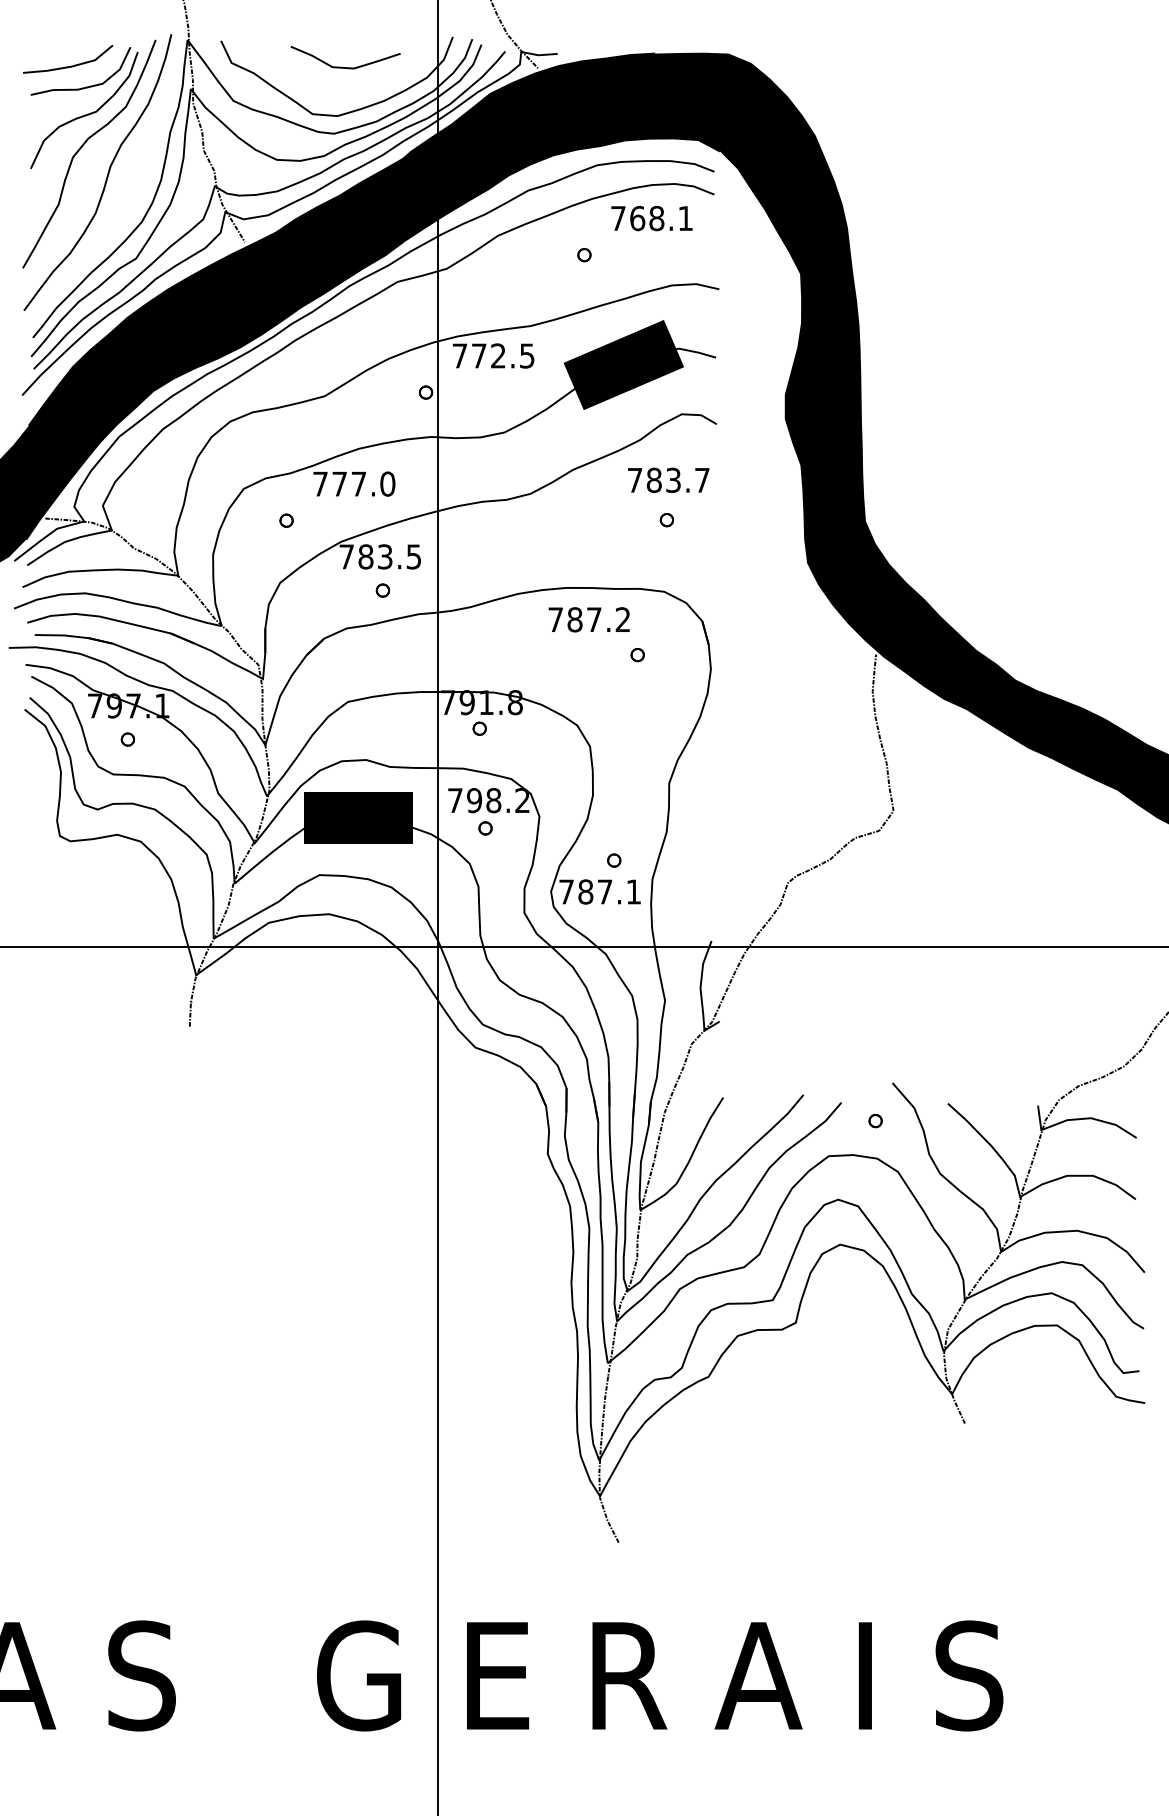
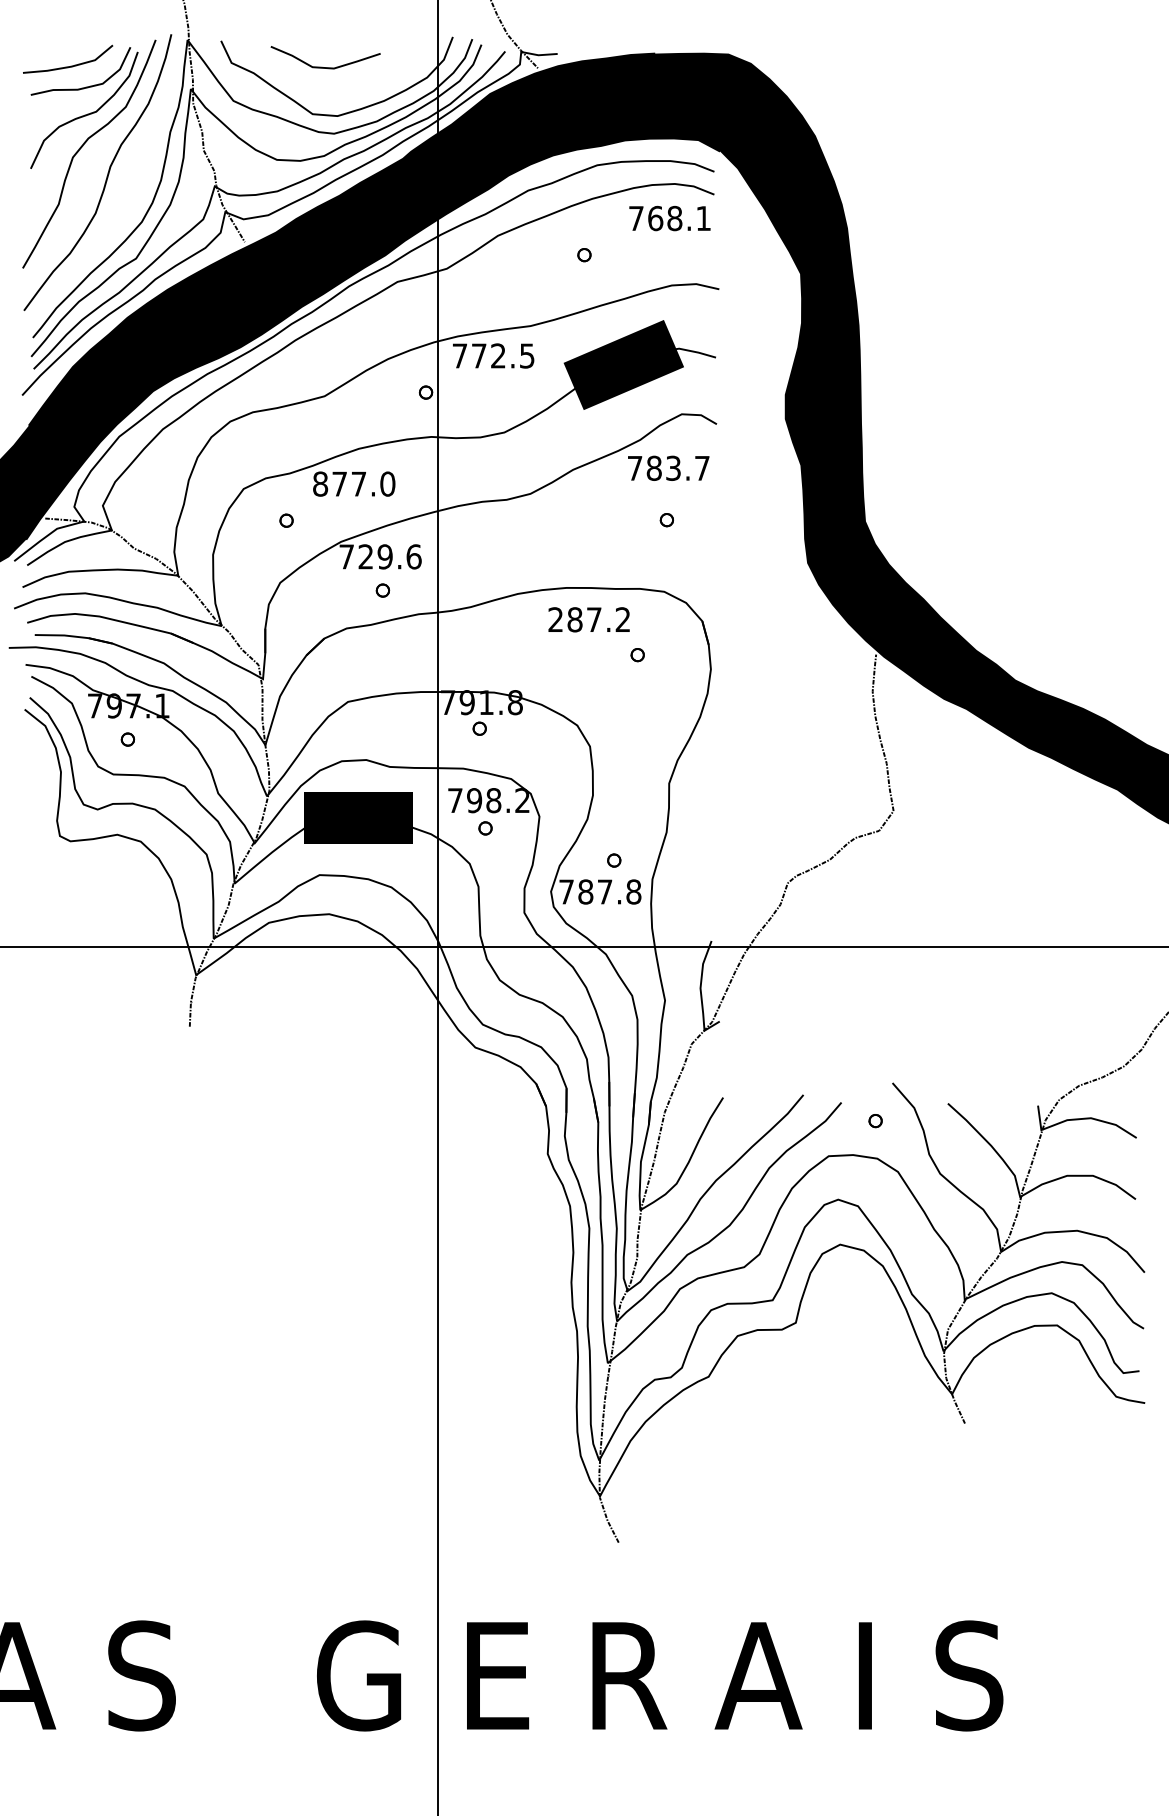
curve position: (342, 66) -> (322, 66) (322, 66)
text position: (651, 218) -> (669, 218) (669, 218)
text position: (668, 479) -> (668, 467) (668, 467)
text: 777.0 -> 877.0 (320, 483)
text: 783.5 -> 729.6 (389, 556)
text: 787.2 -> 287.2 (555, 619)
text: 787.1 -> 787.8 (633, 891)
